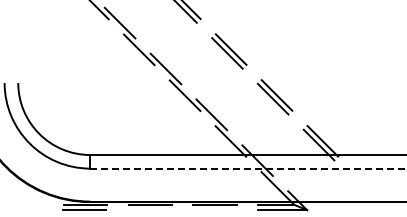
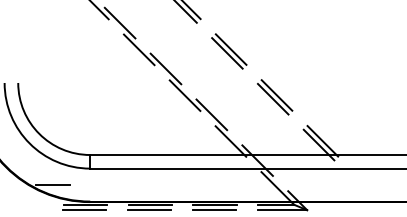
line: dashed -> solid (248, 168)
line: none -> present (52, 185)
line: none -> present (149, 210)
line: none -> present (214, 210)
